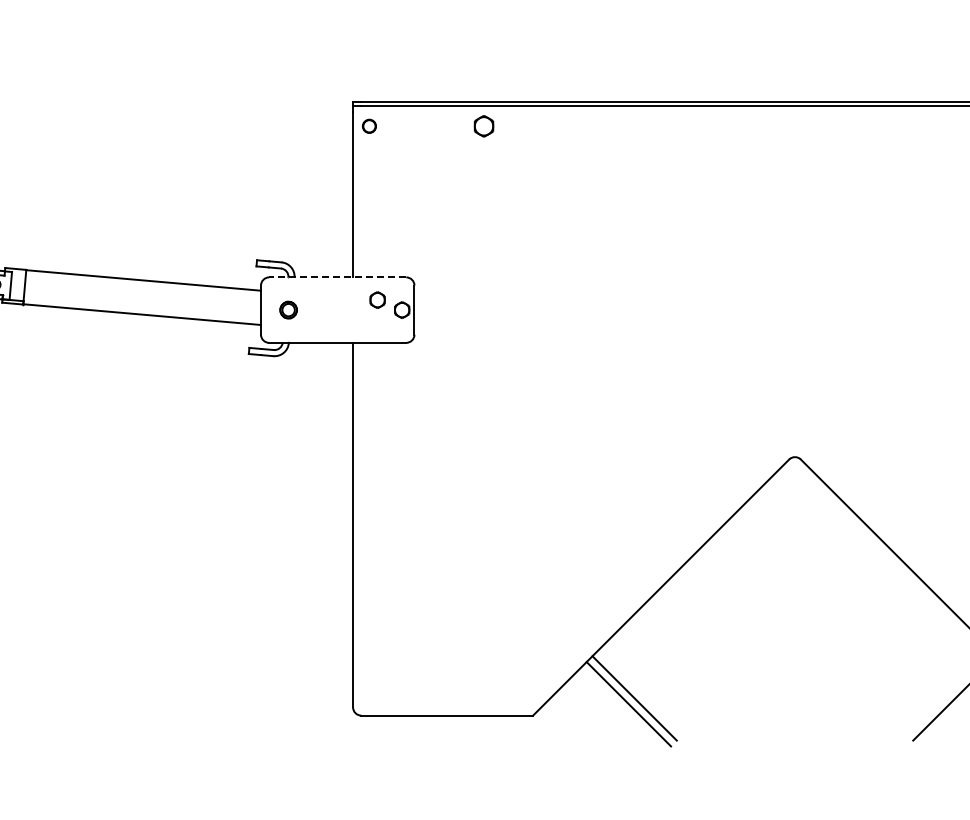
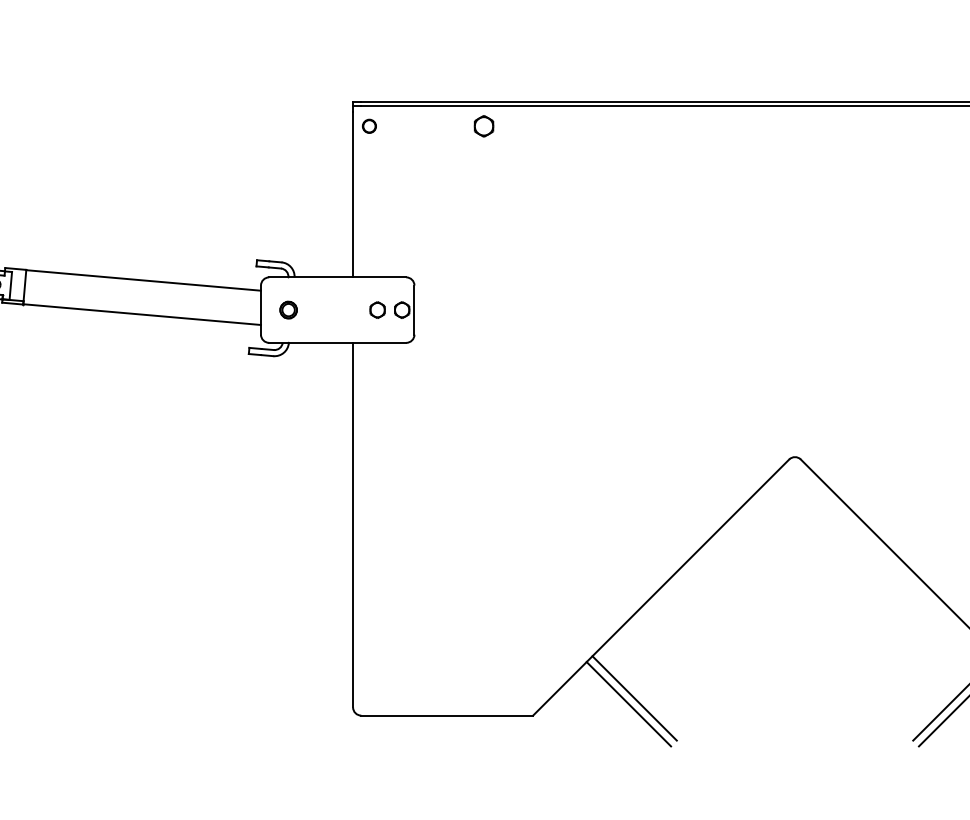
line: dashed -> solid (337, 277)
part position: (377, 299) -> (377, 309) (377, 309)
line: none -> present (942, 722)
